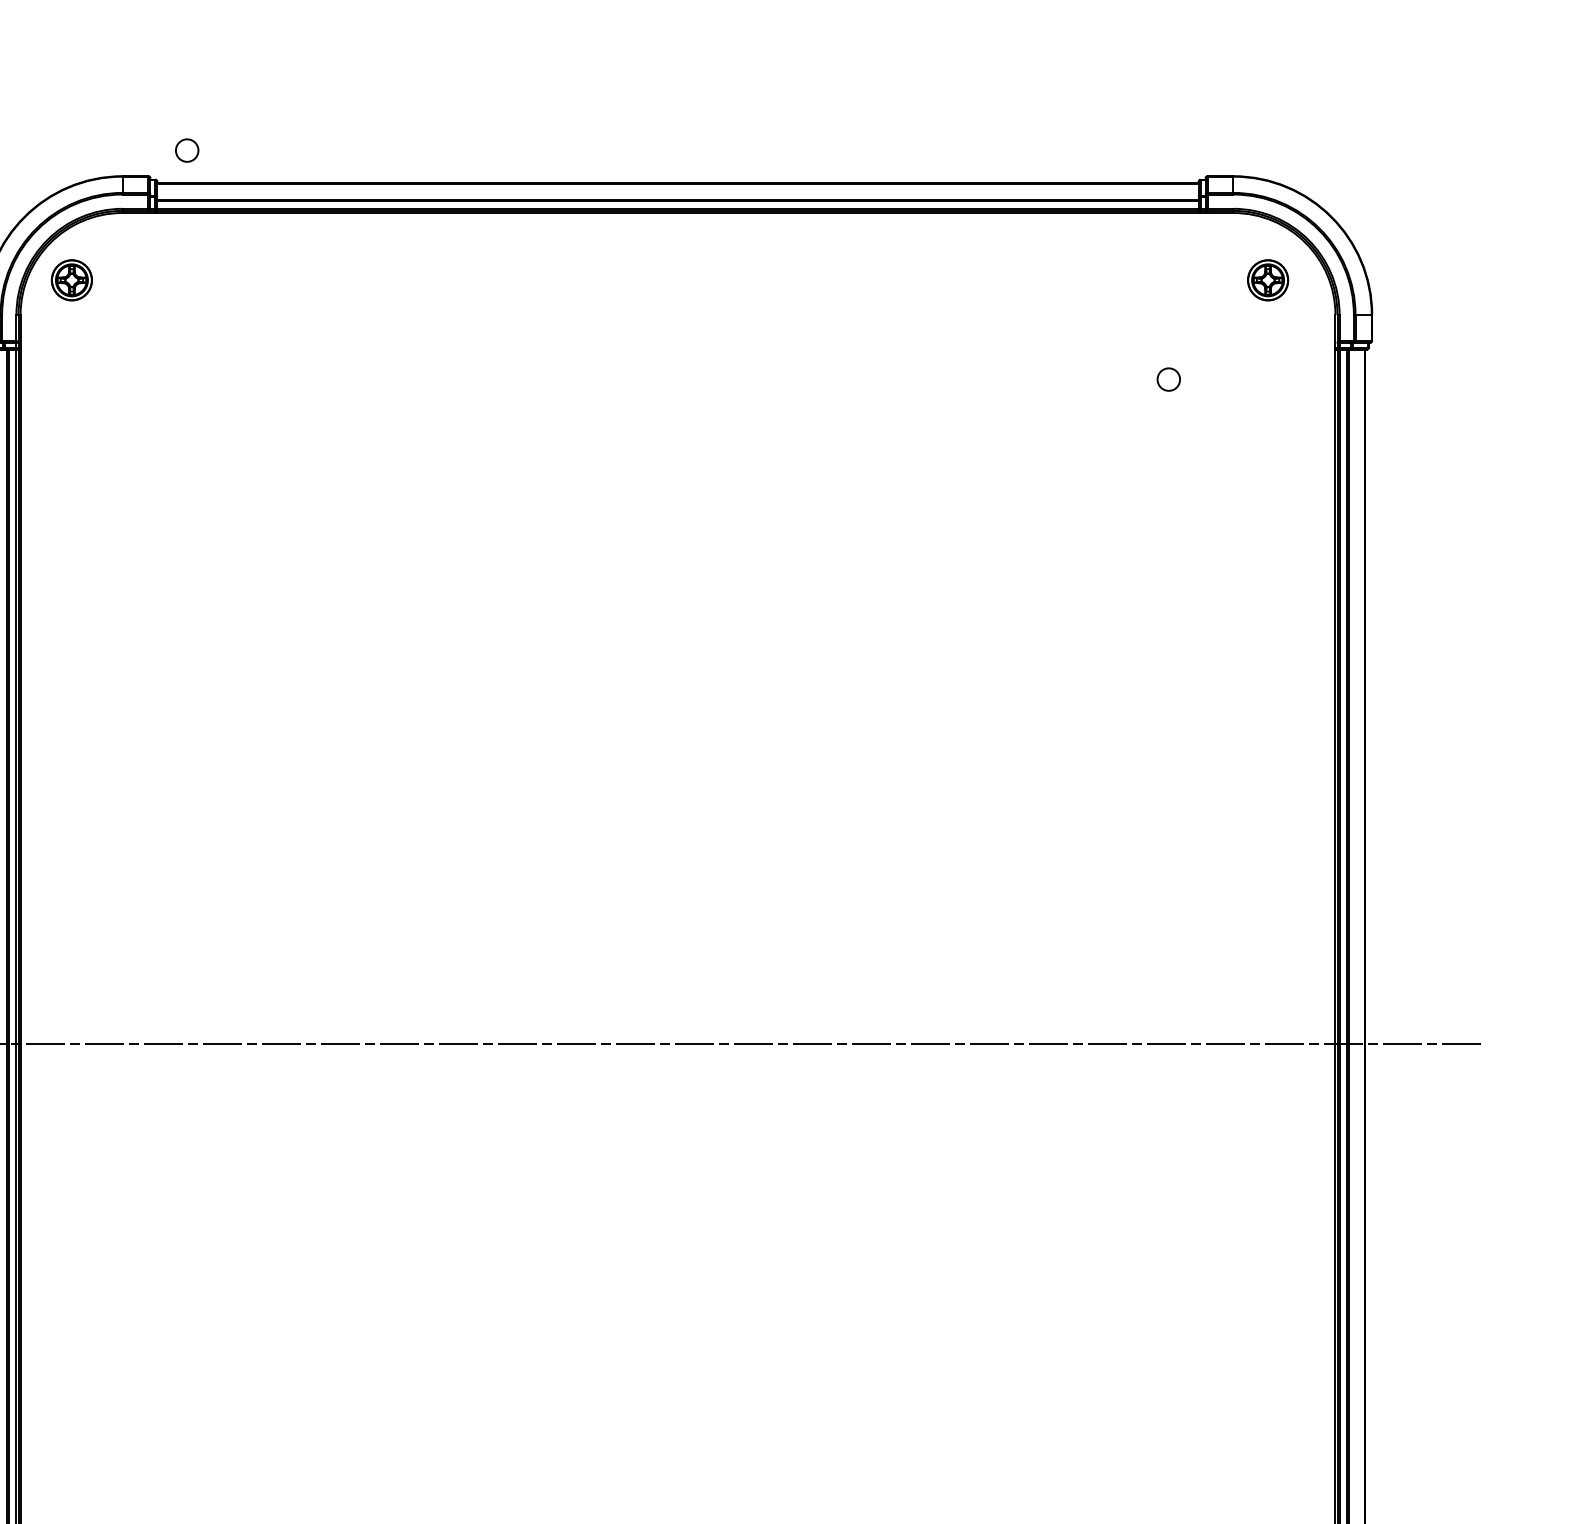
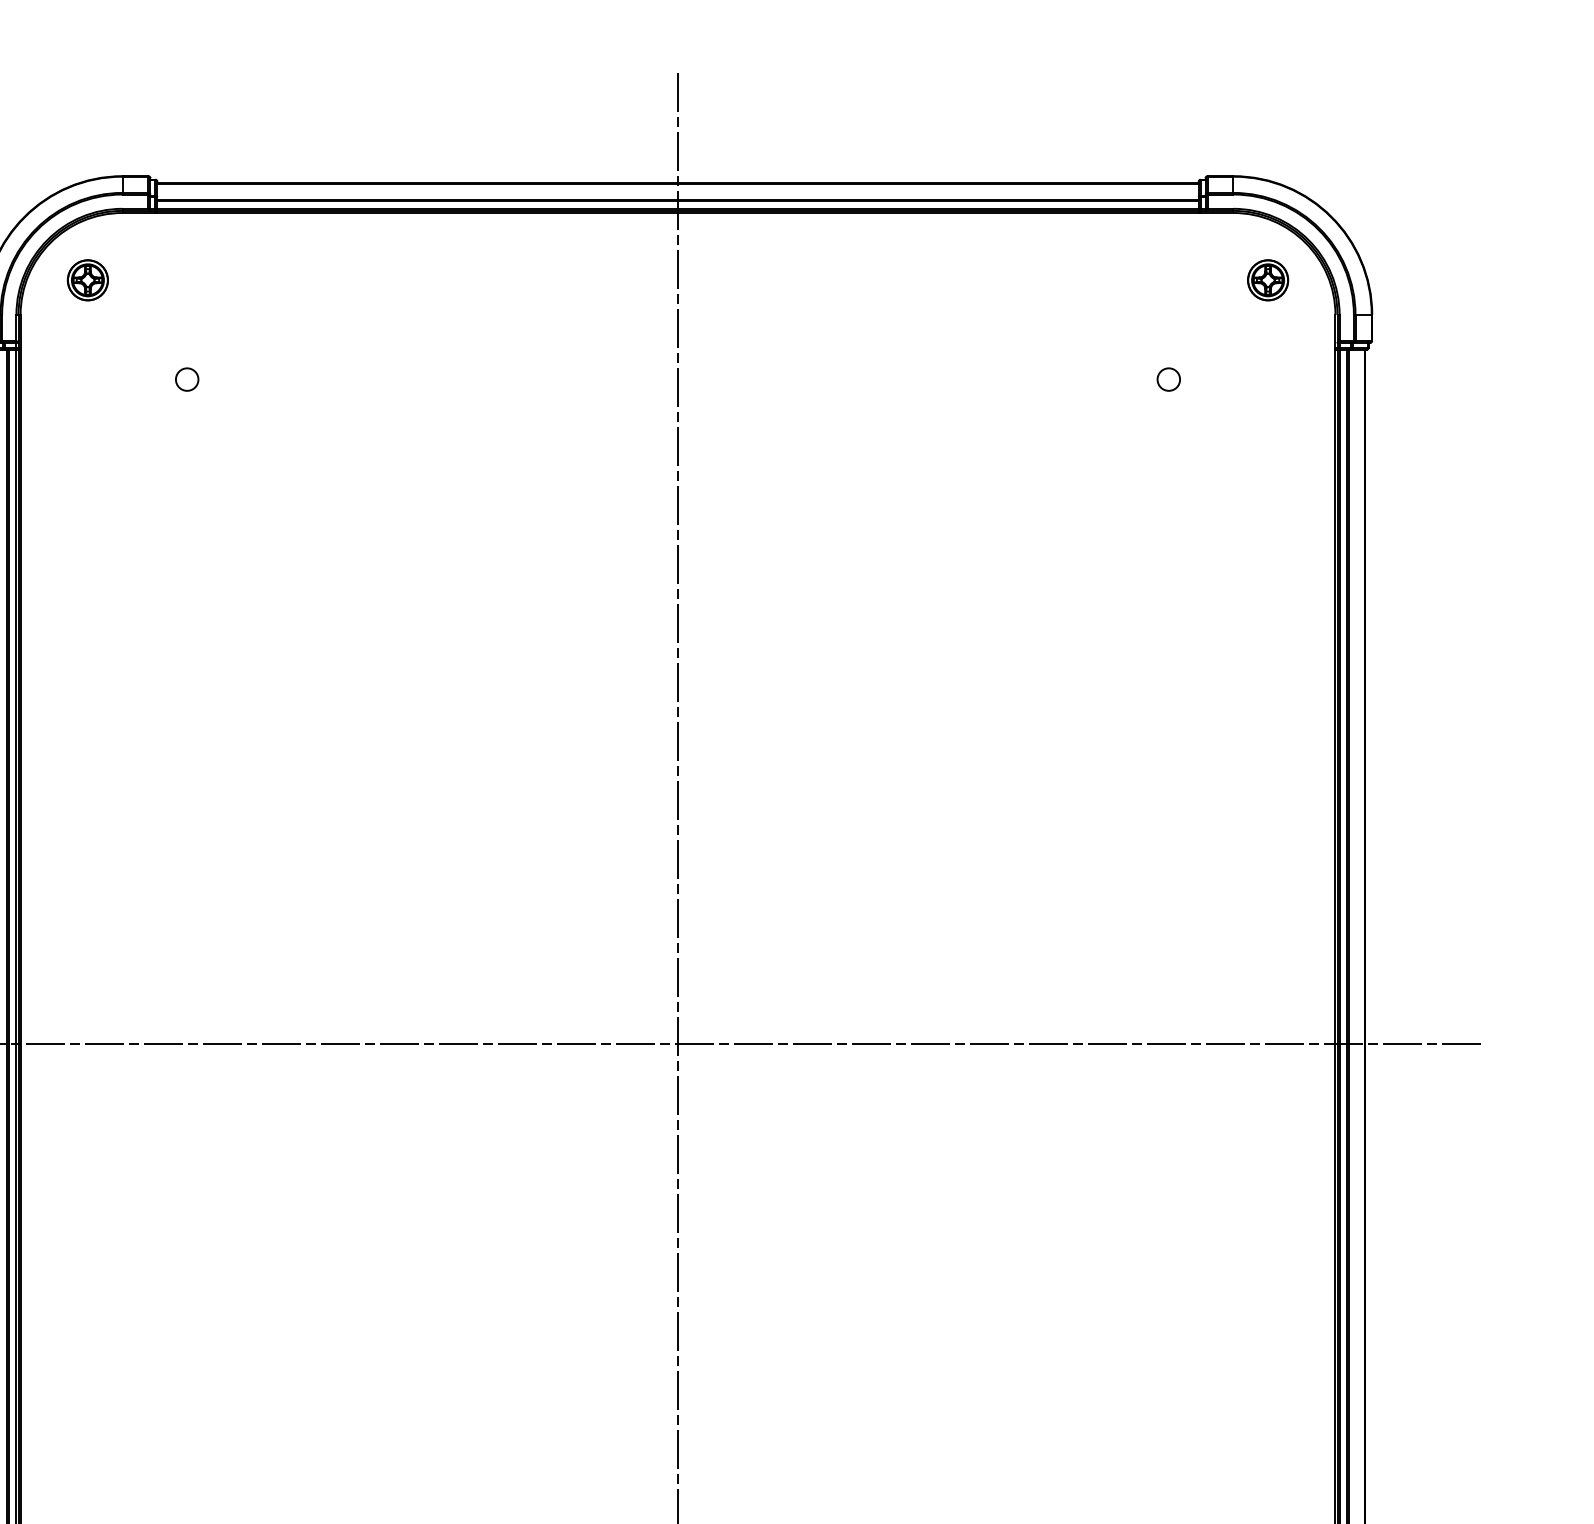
circle position: (187, 150) -> (187, 379) (187, 379)
part position: (71, 280) -> (87, 280) (87, 280)
line: none -> present (678, 796)
